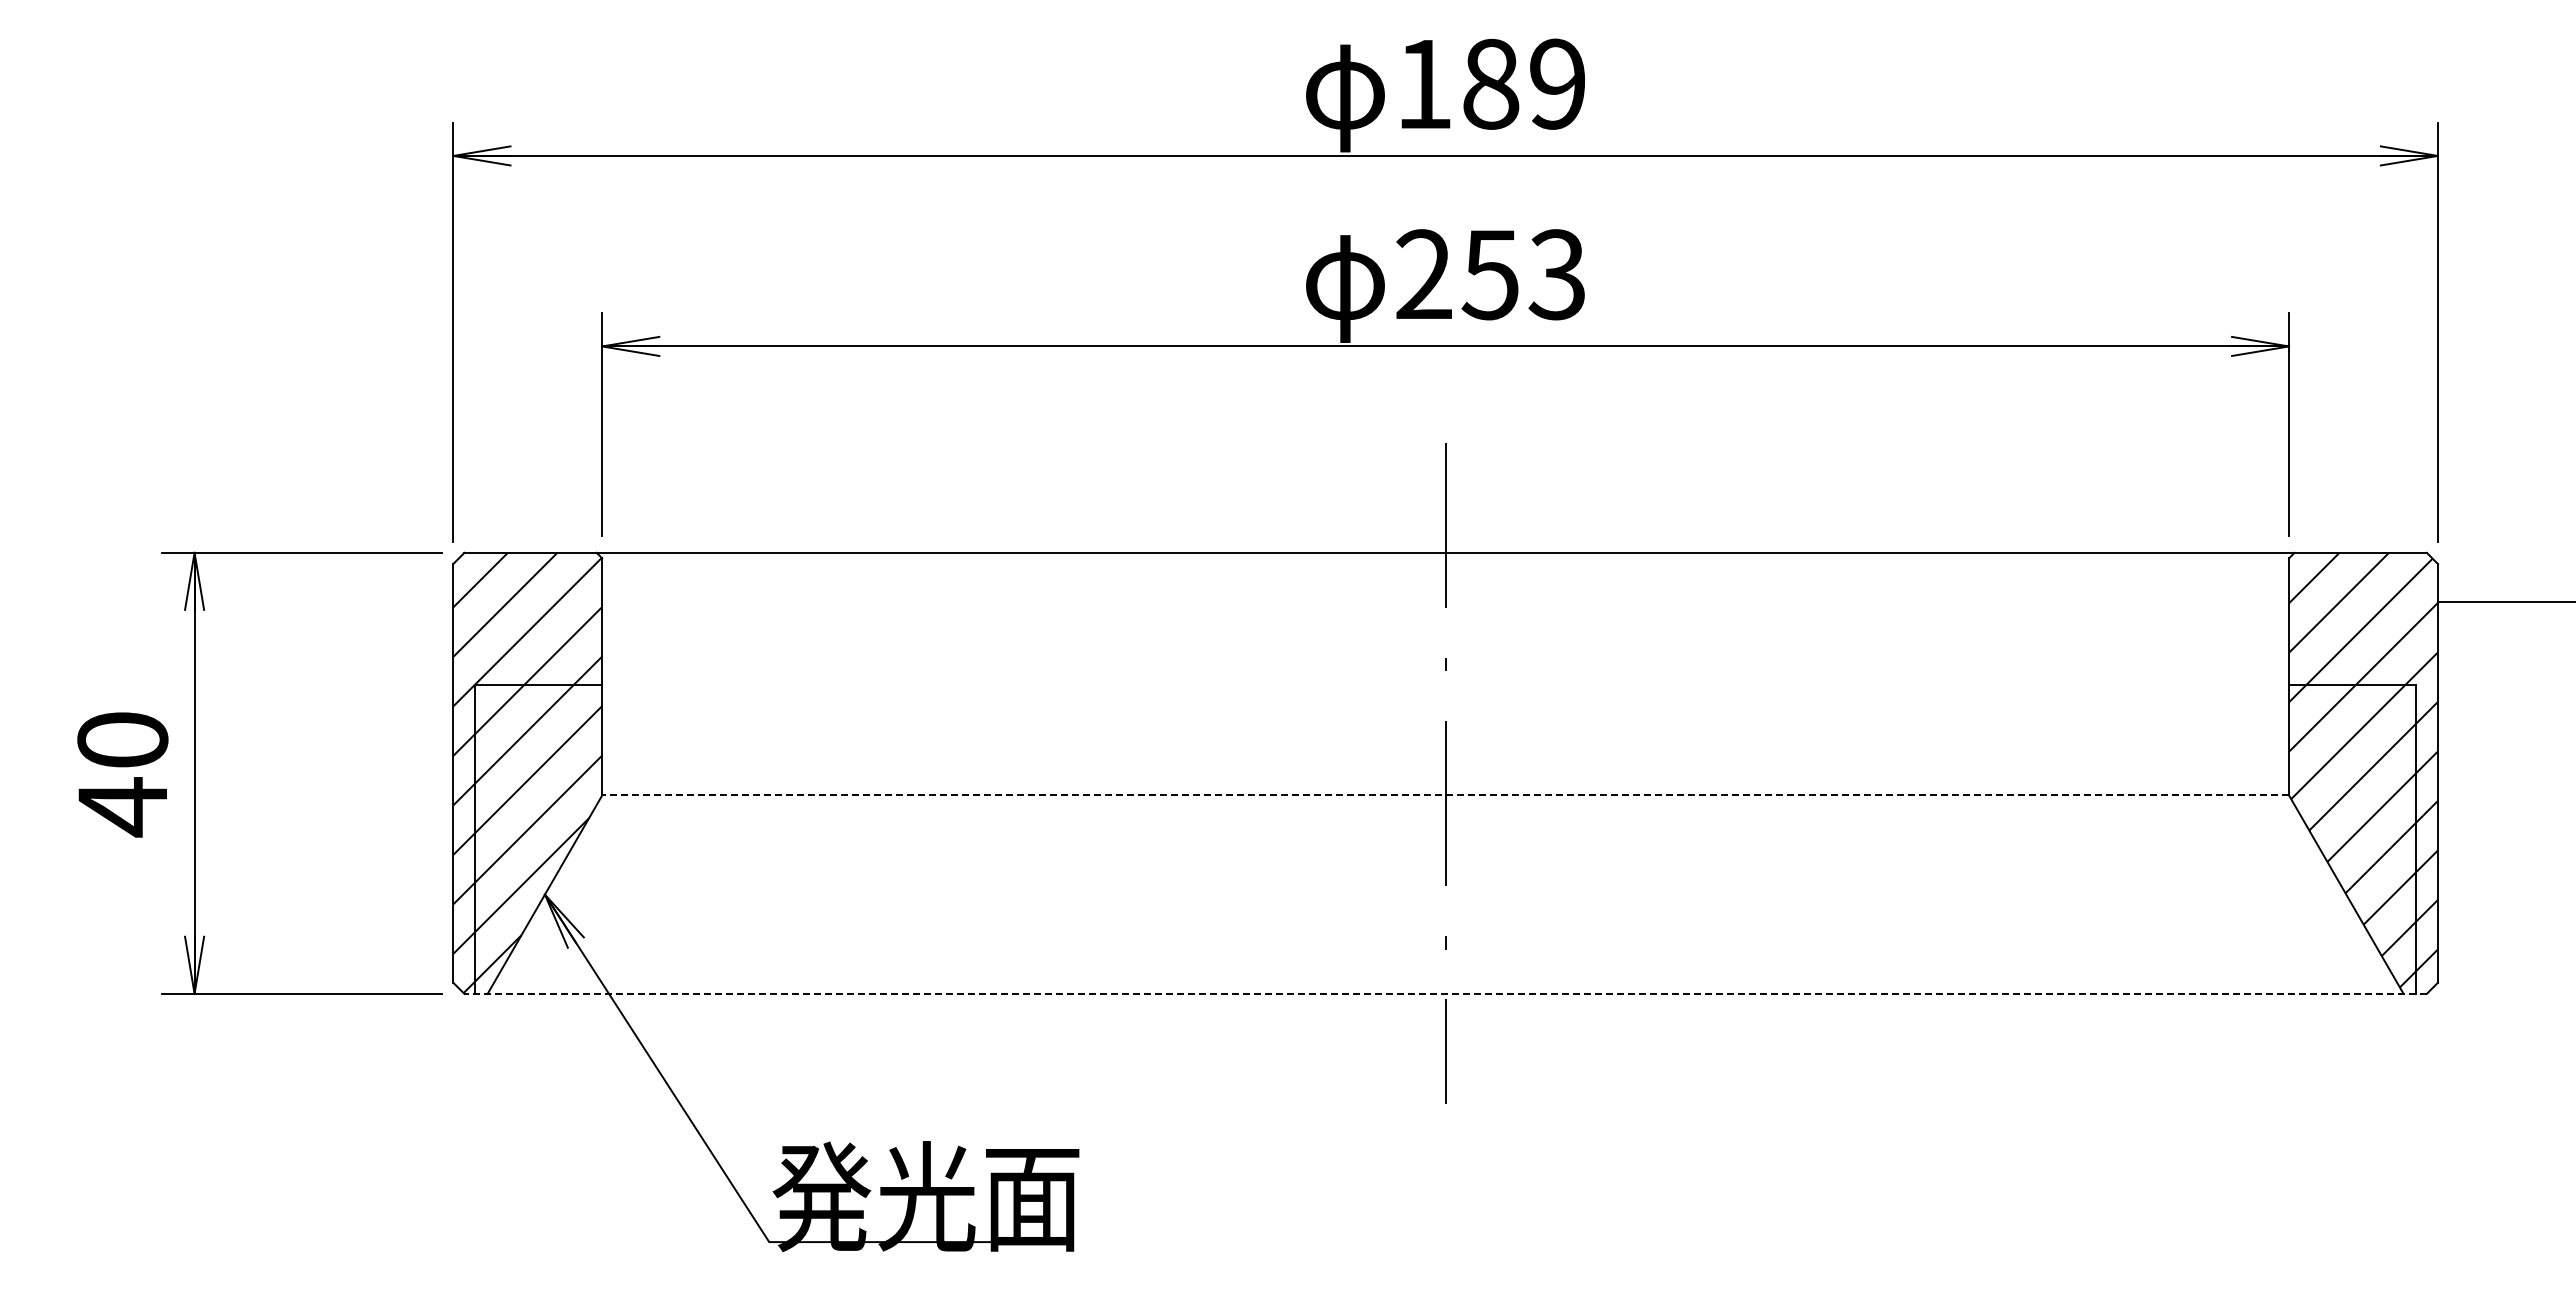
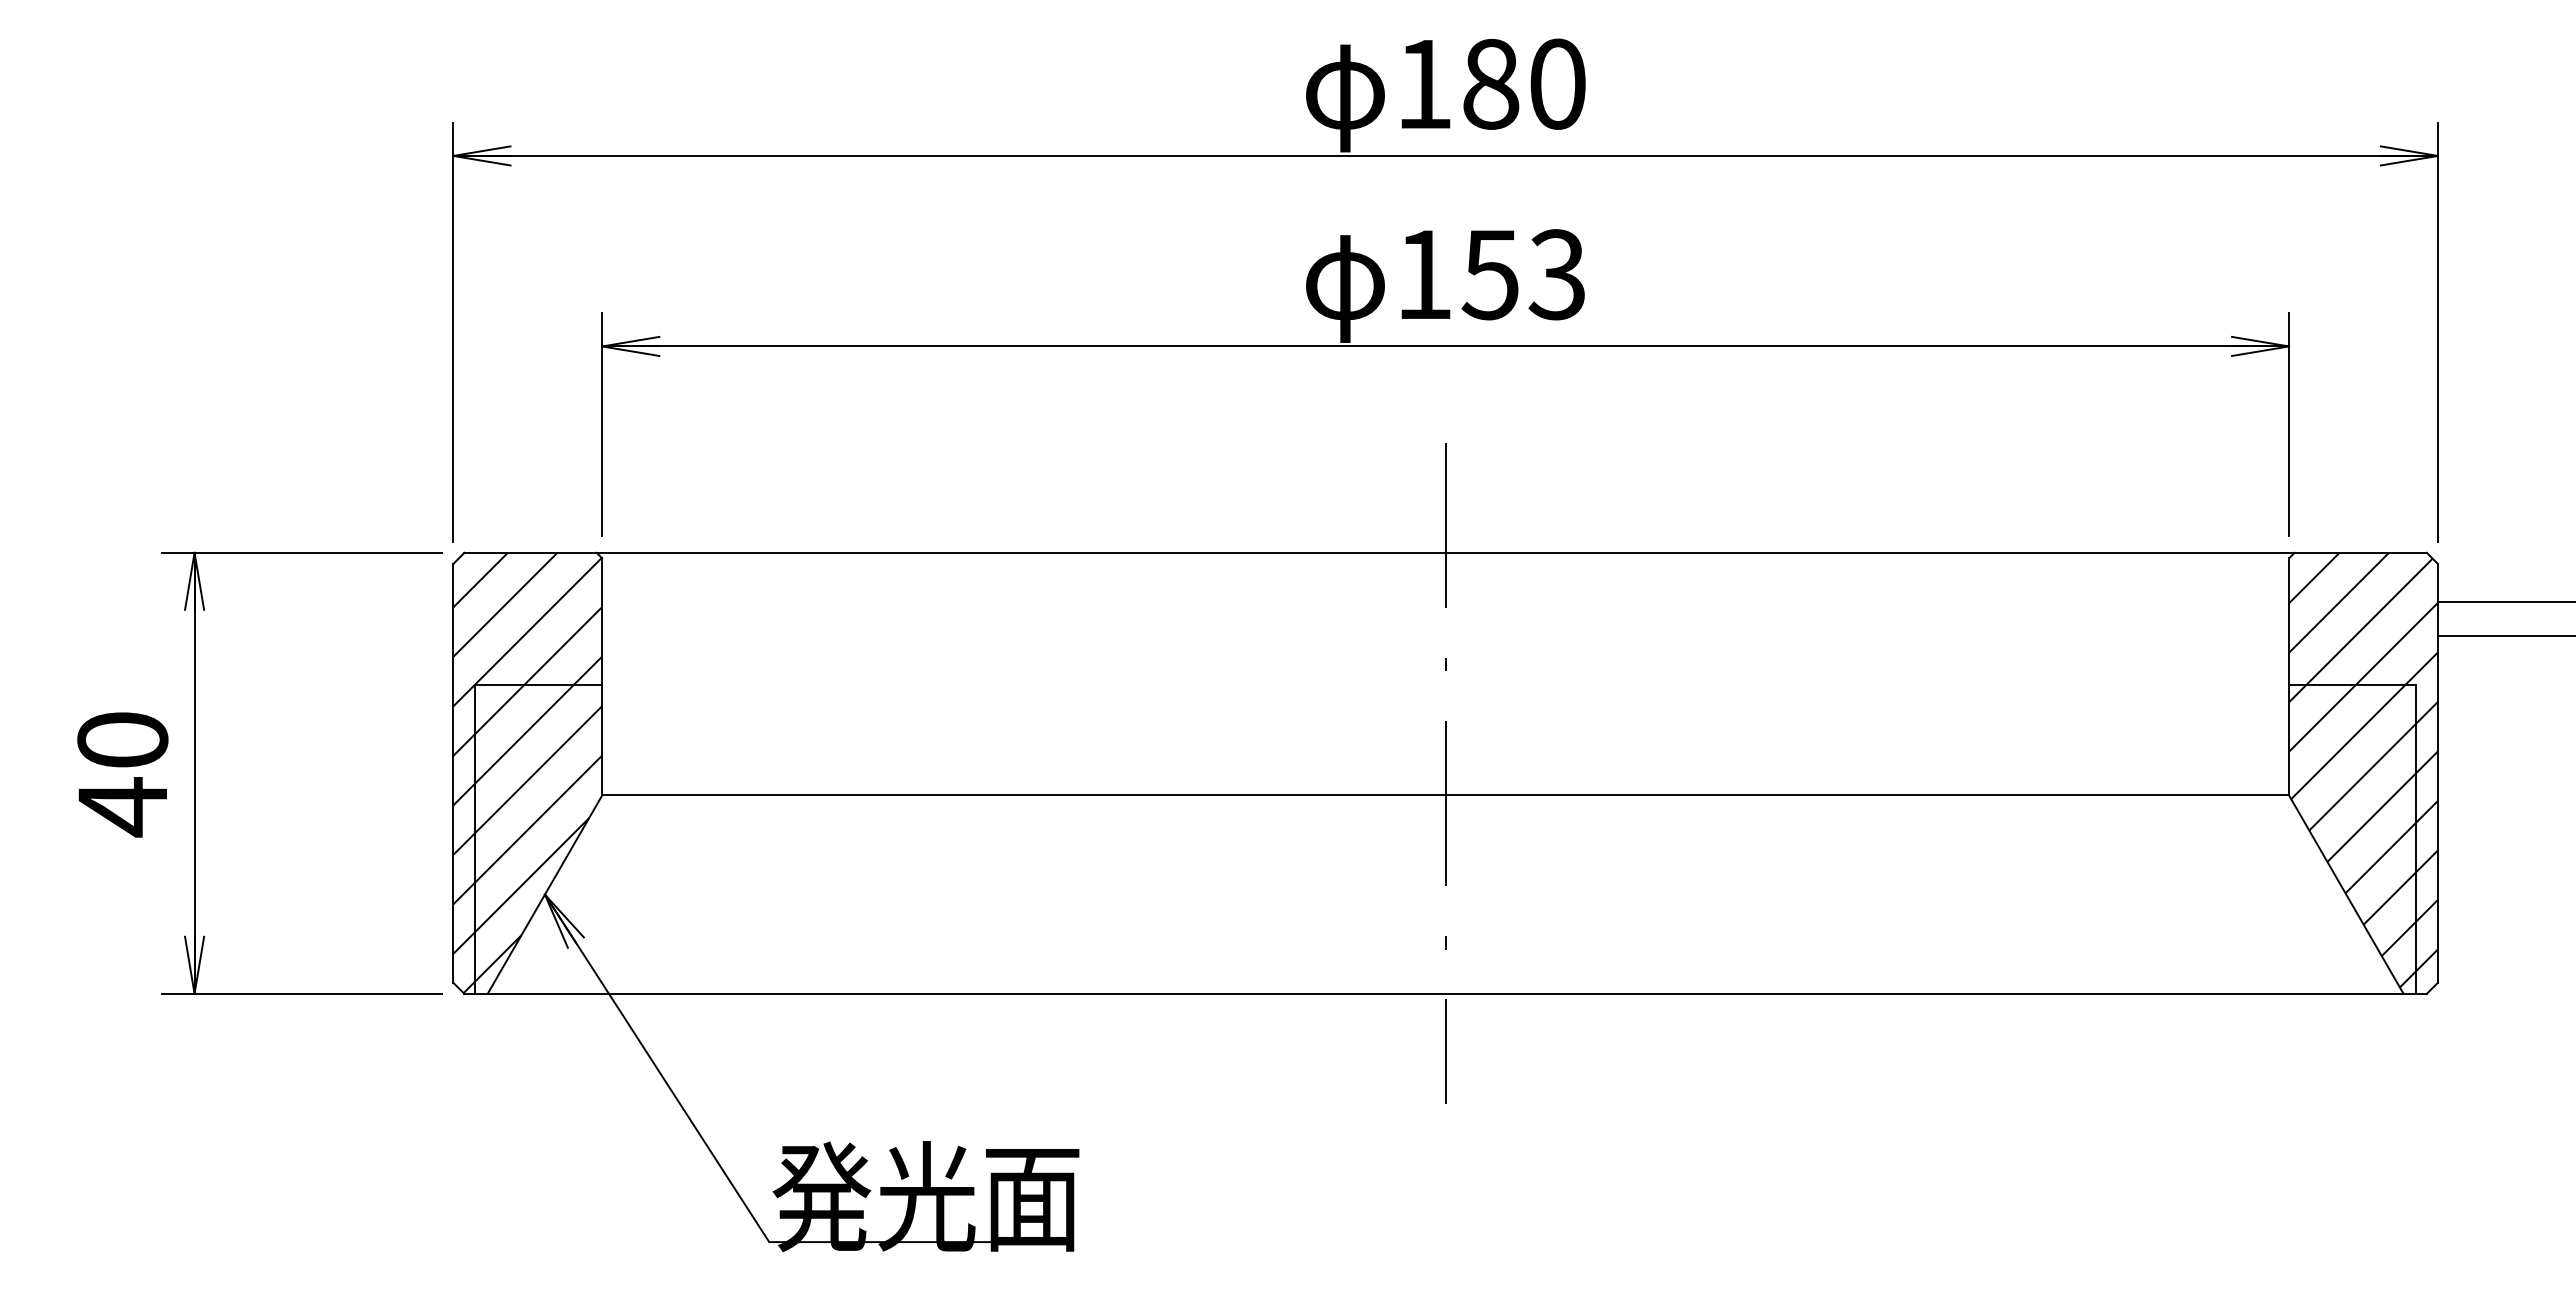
text: 189 -> 180 (1557, 83)
text: 253 -> 153 (1423, 273)
line: none -> present (2504, 636)
line: dashed -> solid (1445, 795)
line: dashed -> solid (1445, 993)
